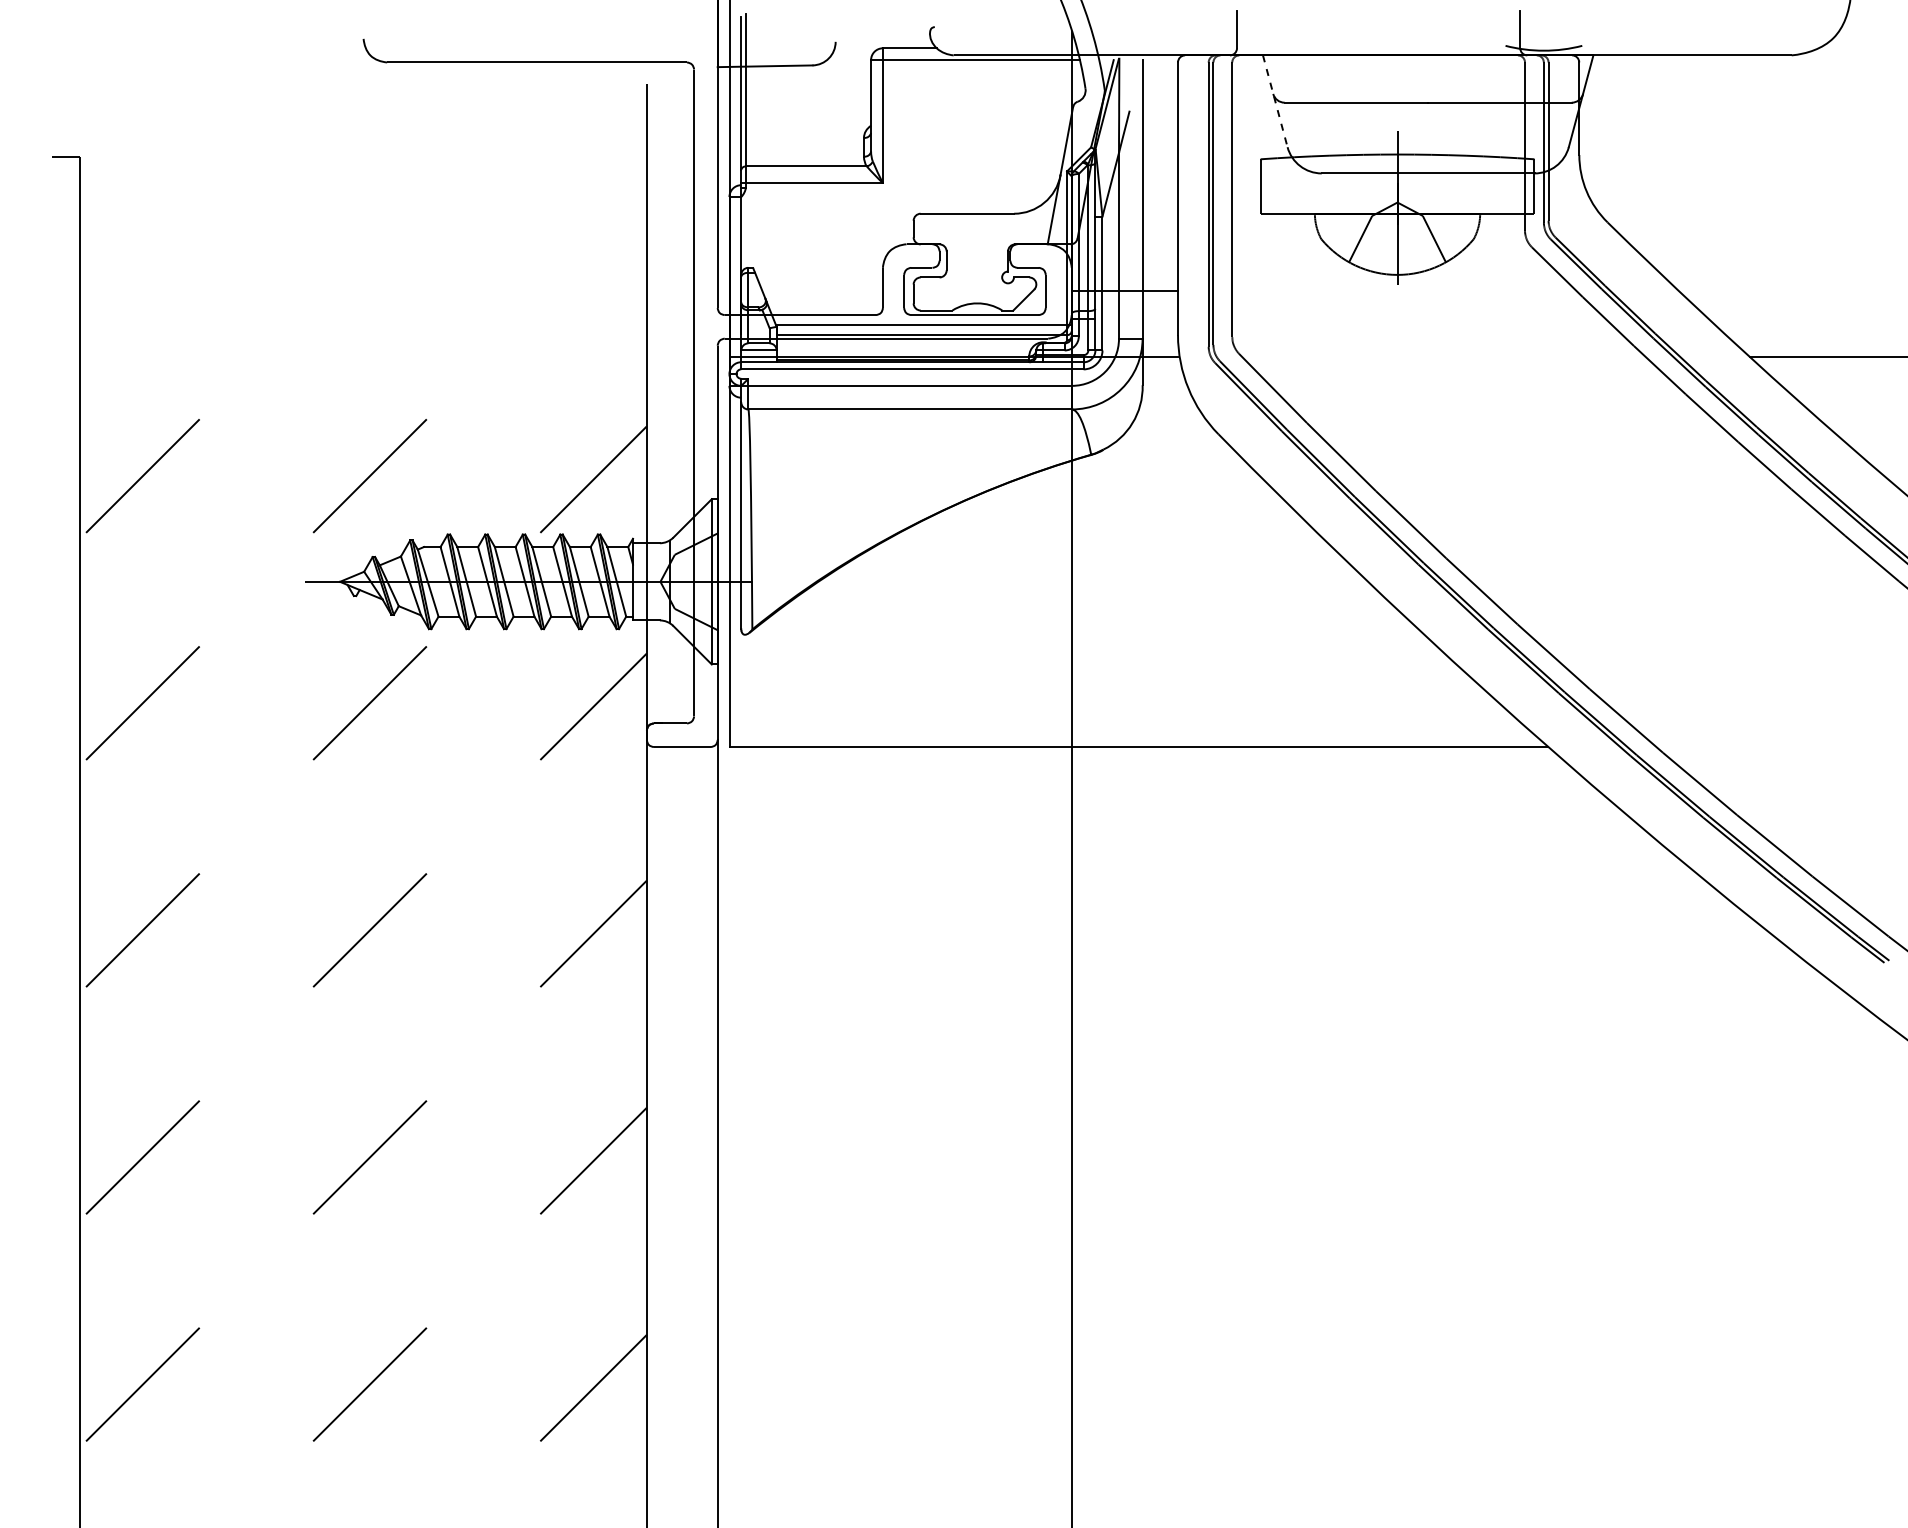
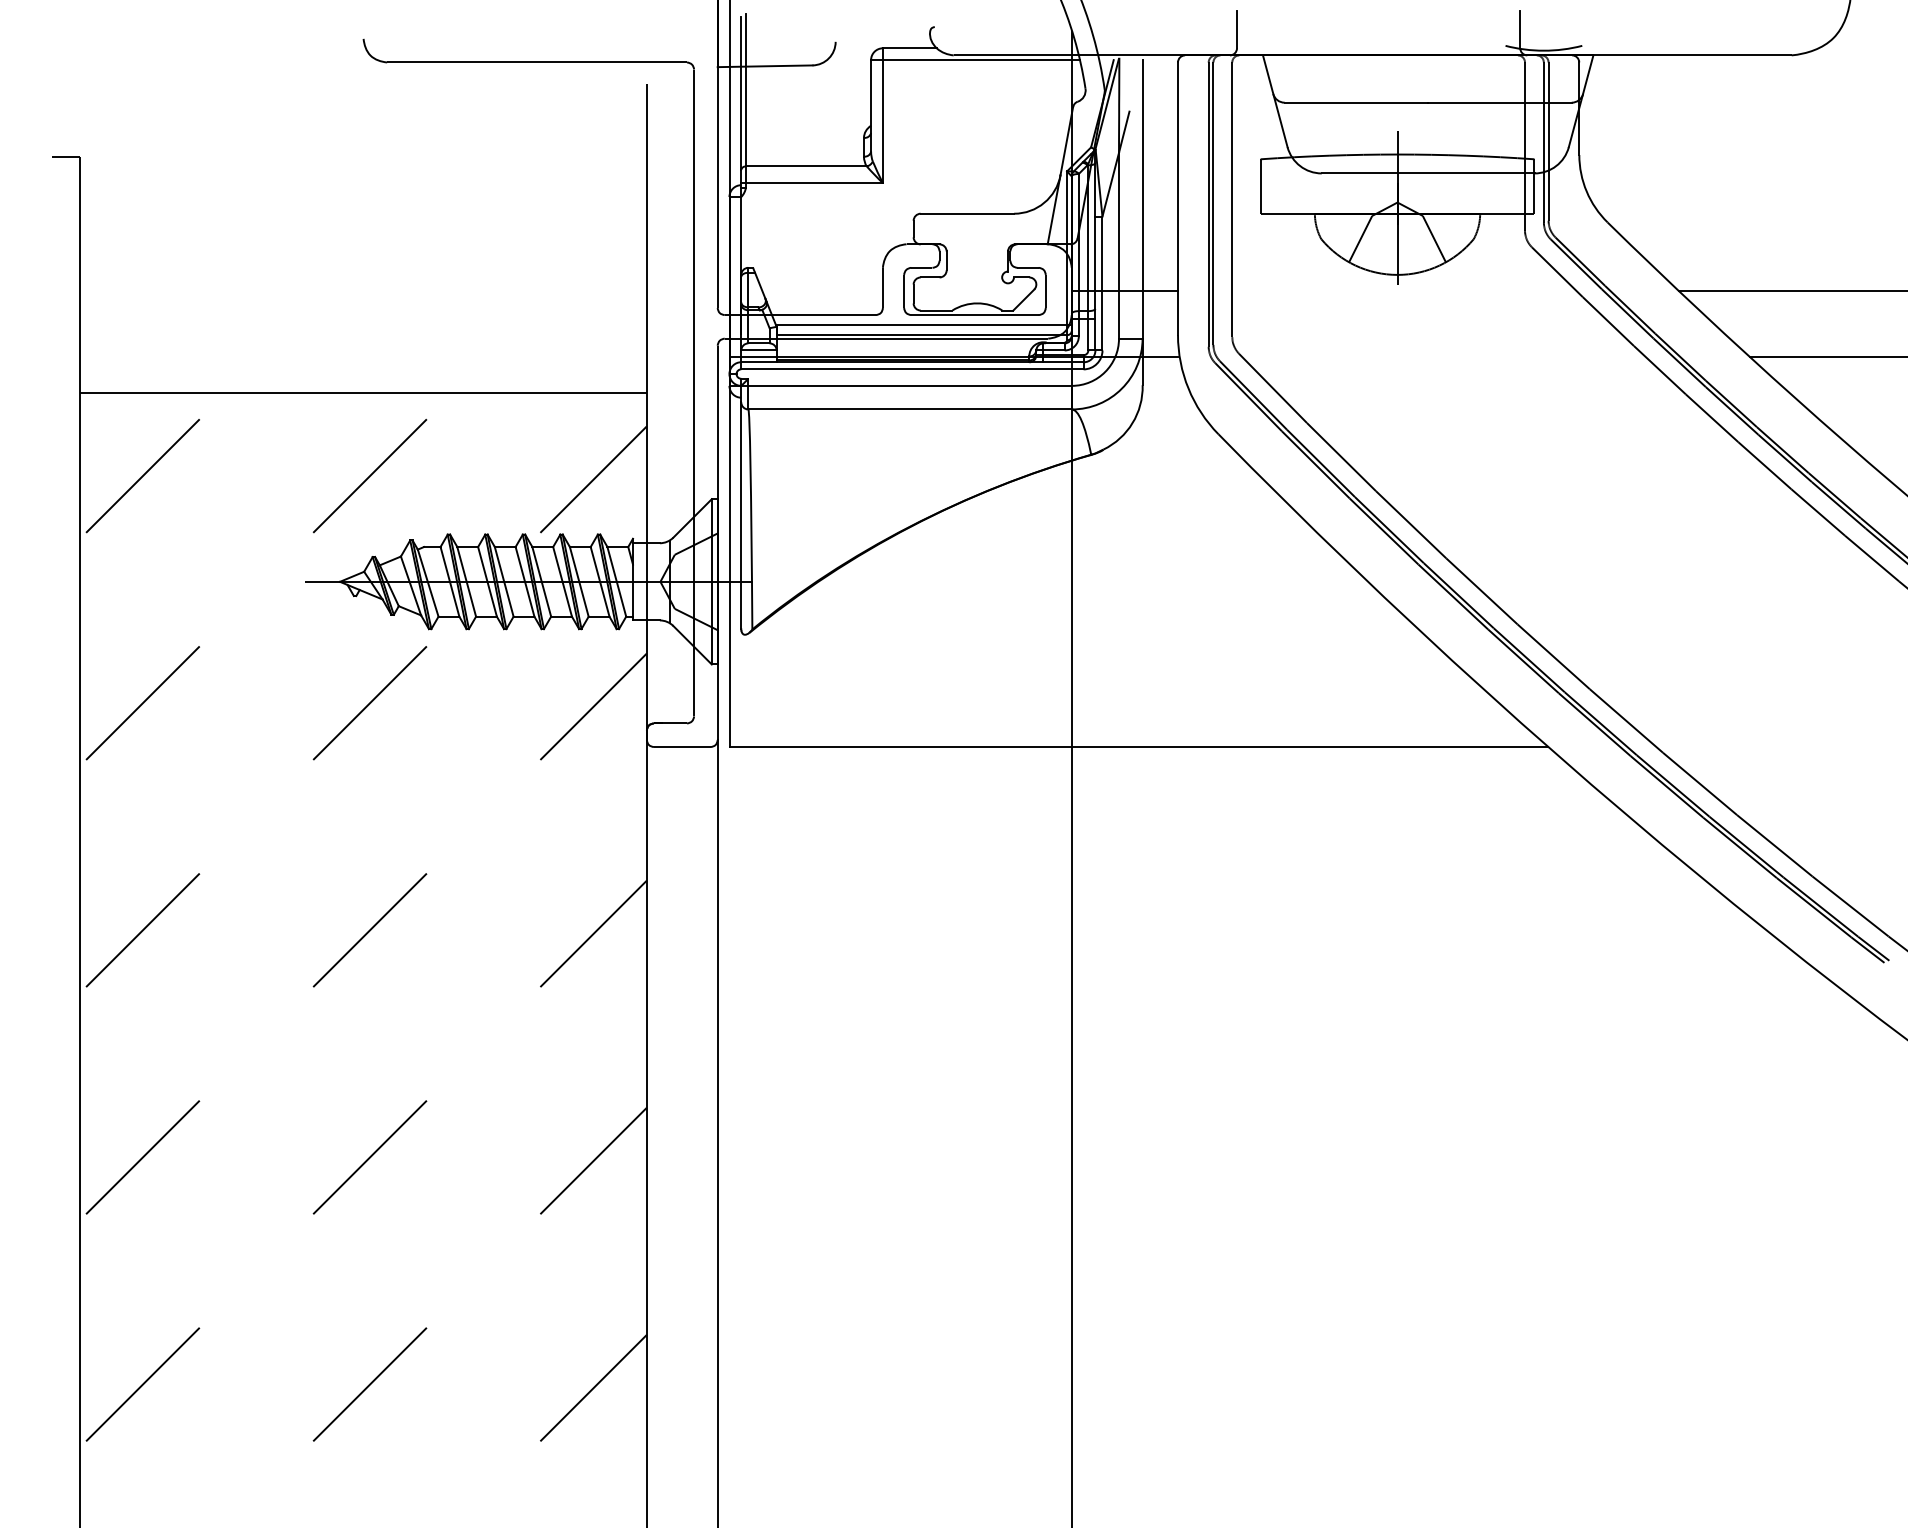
line: dashed -> solid (1275, 101)
line: none -> present (1791, 291)
line: none -> present (363, 392)
